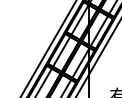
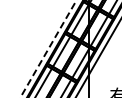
line: solid -> dashed (48, 49)
